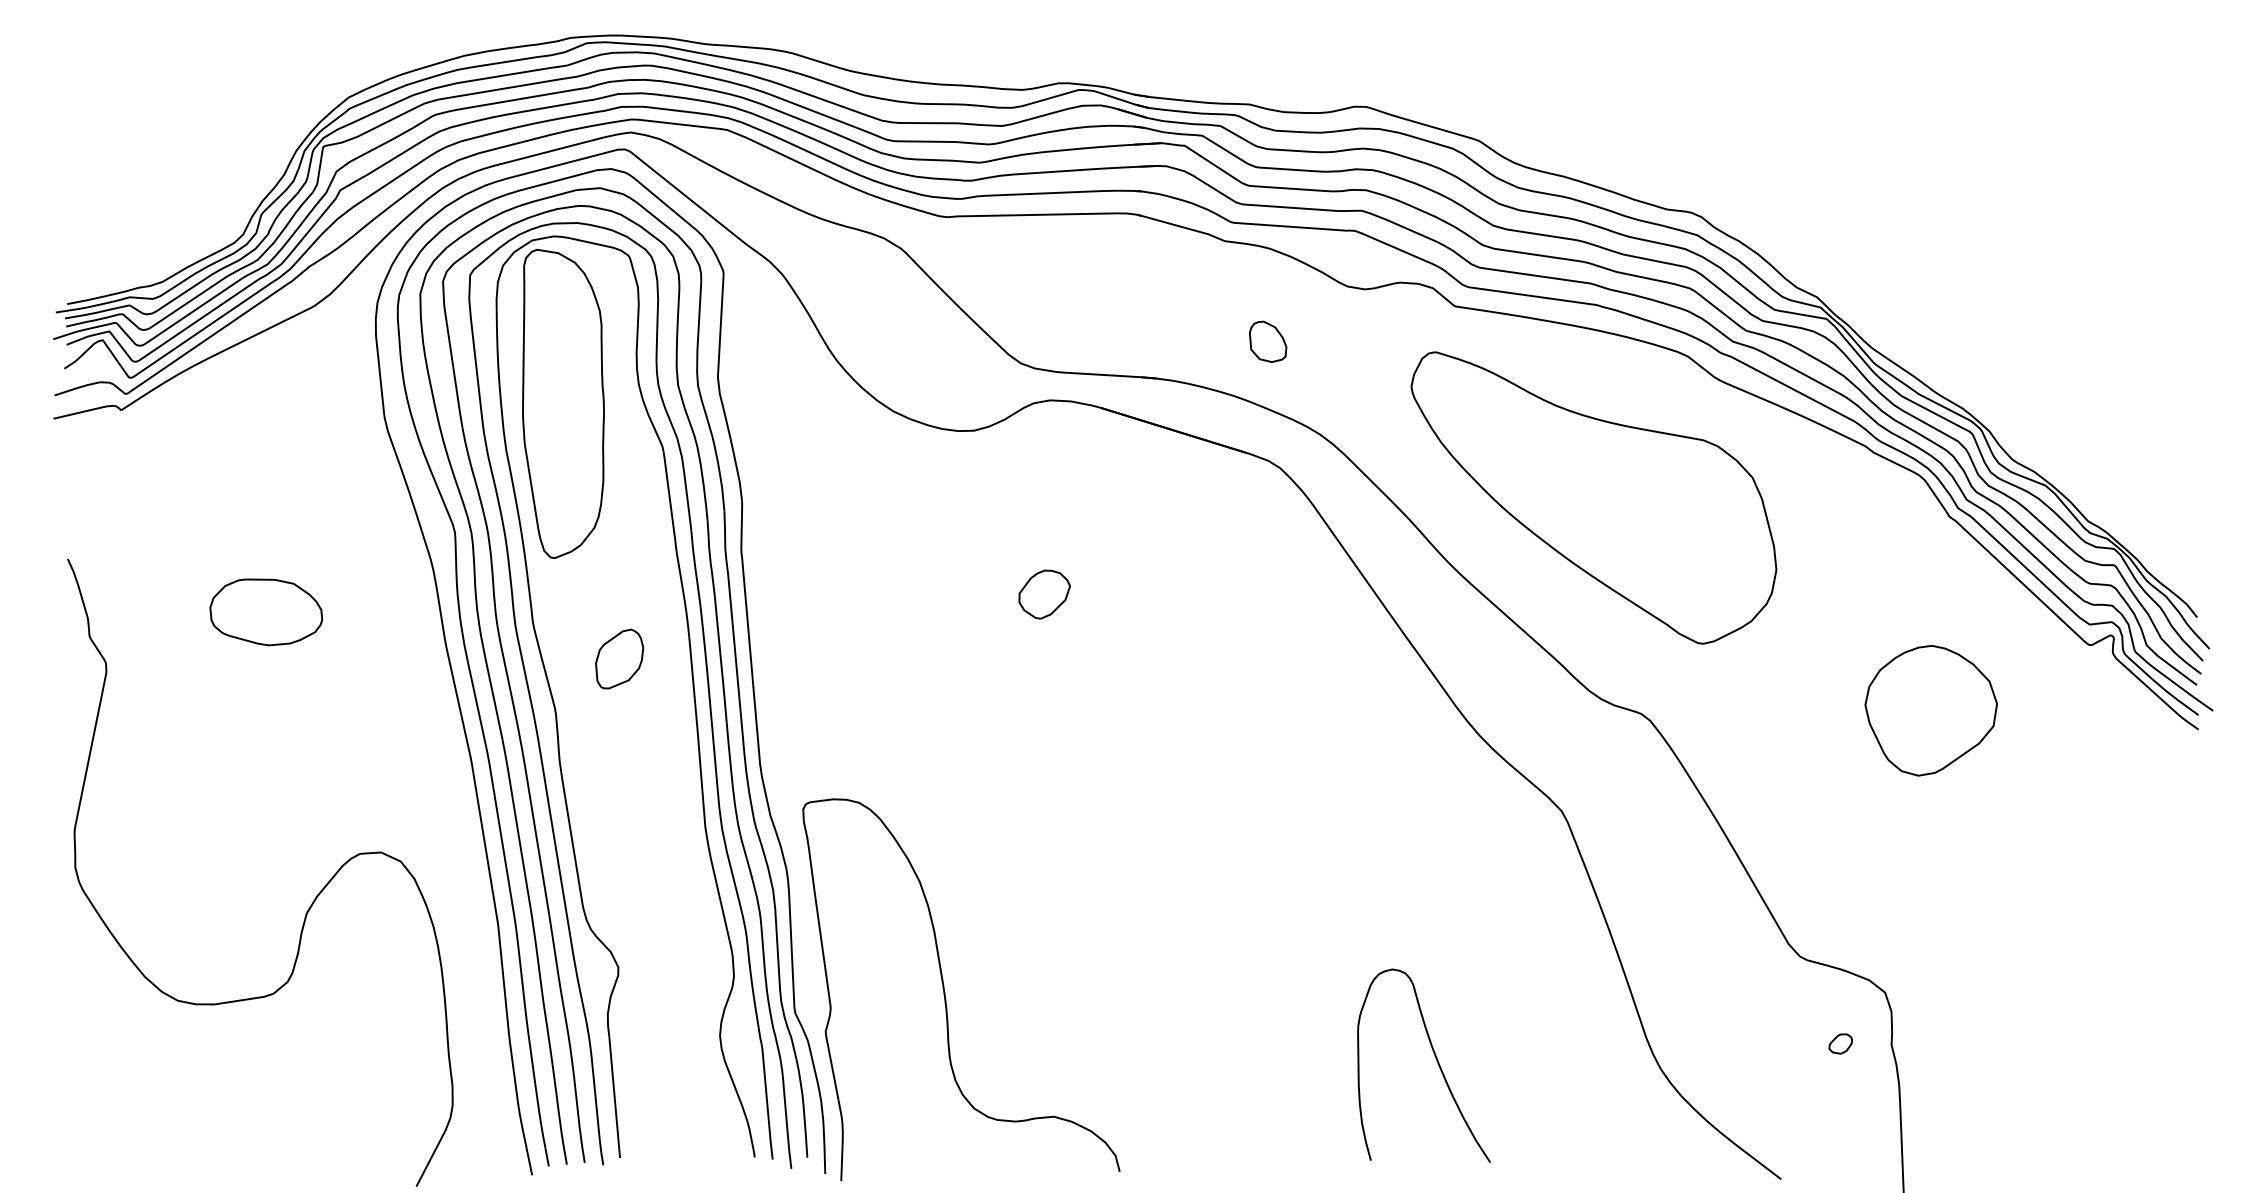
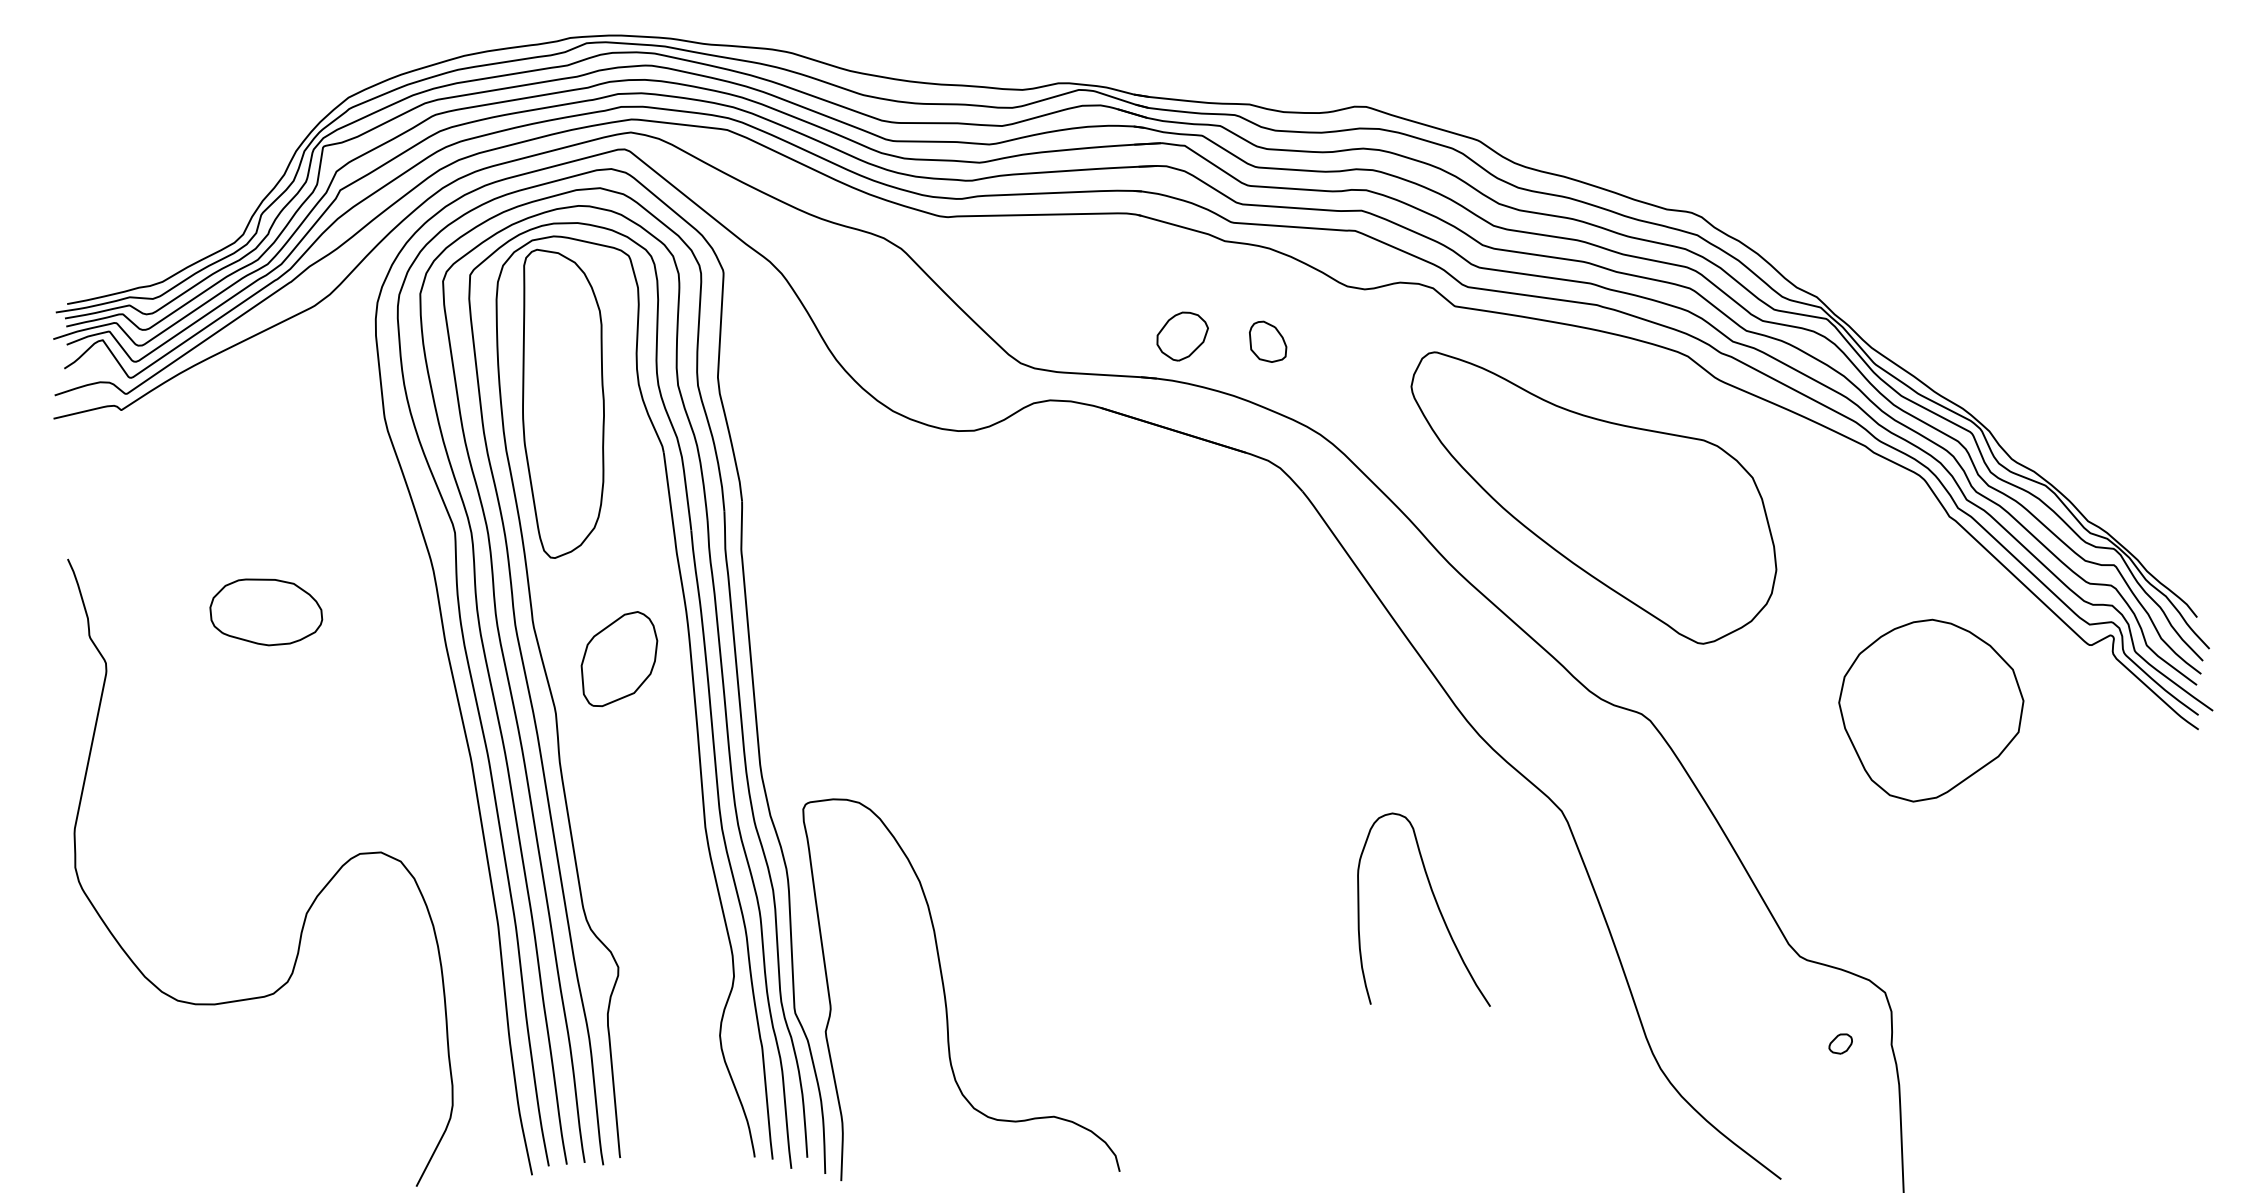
part position: (1044, 594) -> (1182, 336) (1182, 336)
part size: 50x62 px -> 79x97 px (619, 659)
part size: 134x132 px -> 187x185 px (1931, 710)
curve position: (1436, 1061) -> (1436, 905) (1436, 905)
